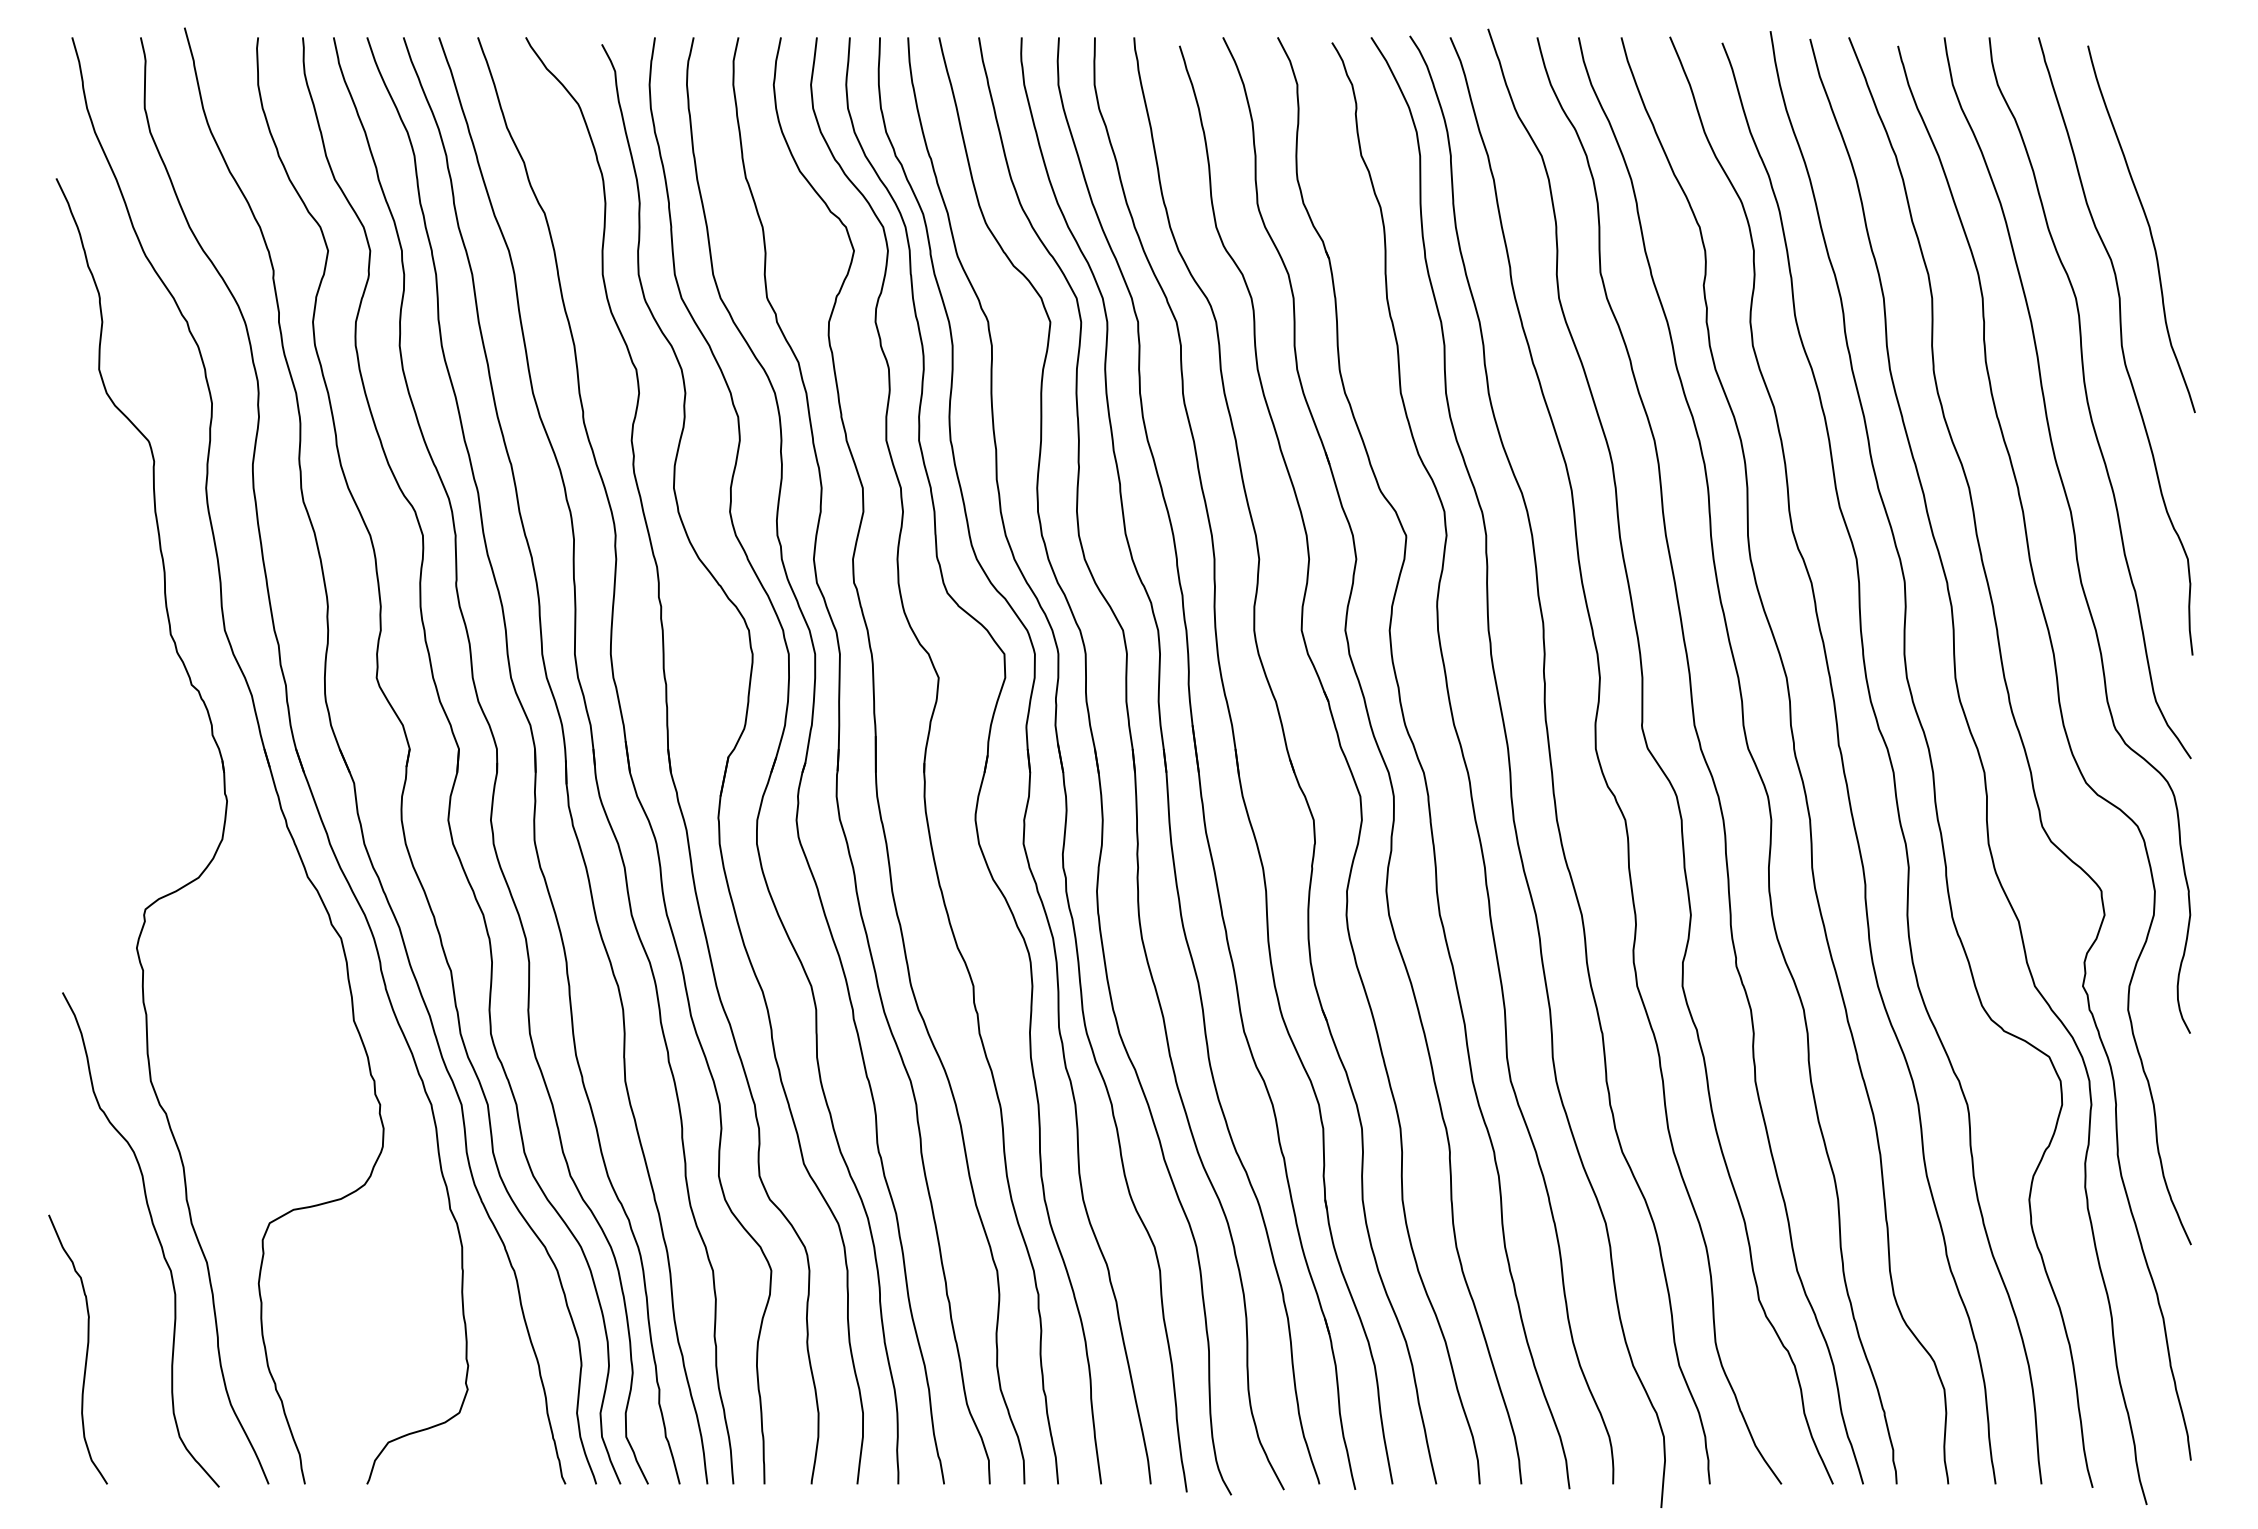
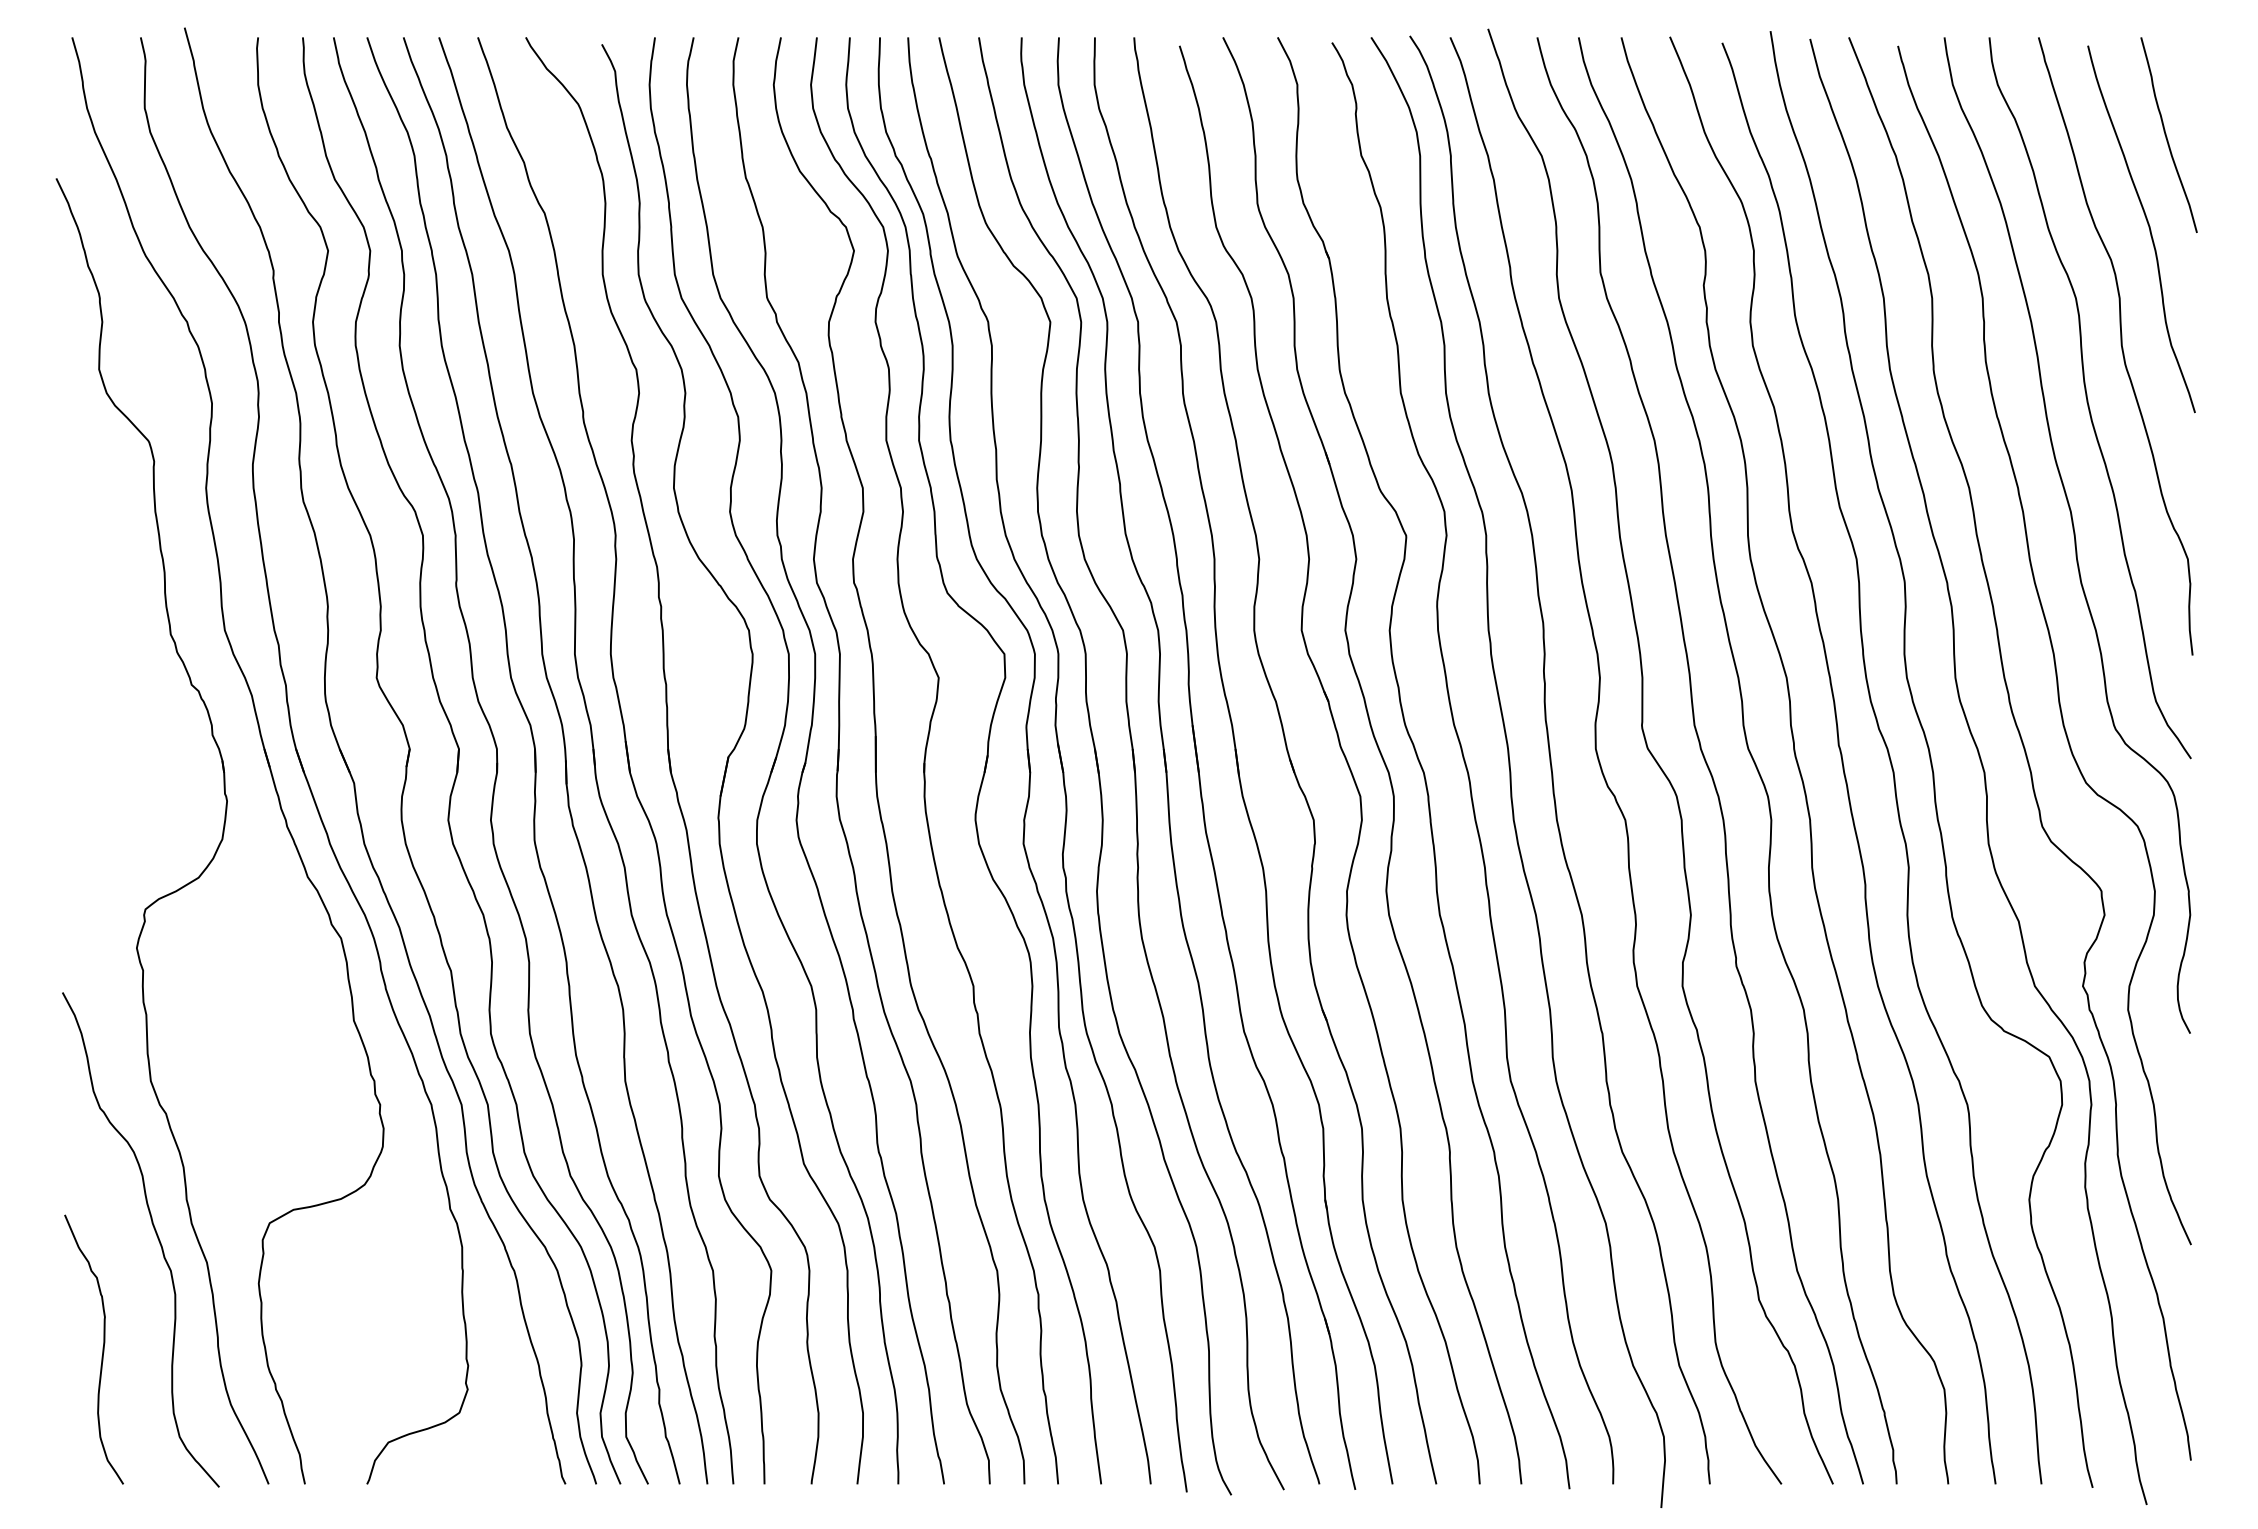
curve: none -> present (2166, 134)
curve position: (86, 1349) -> (102, 1349) (102, 1349)
